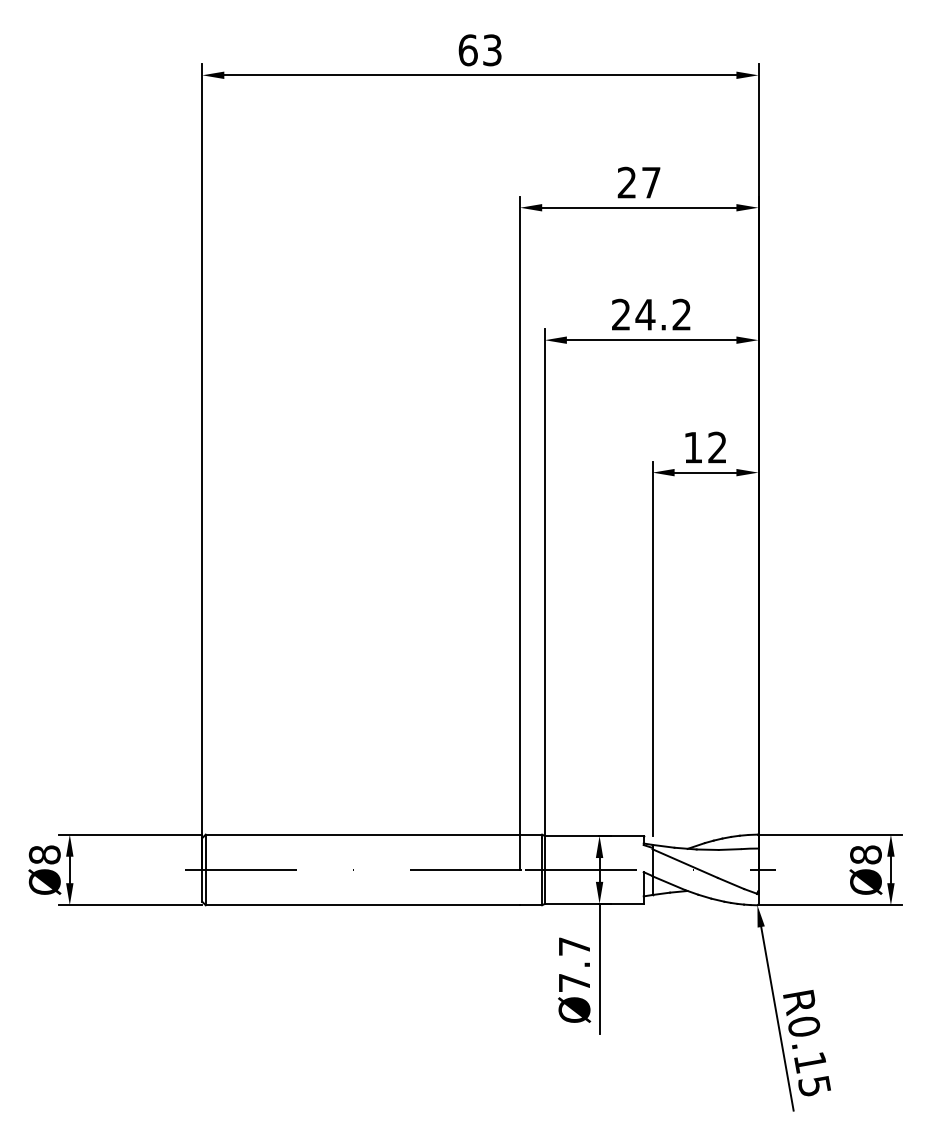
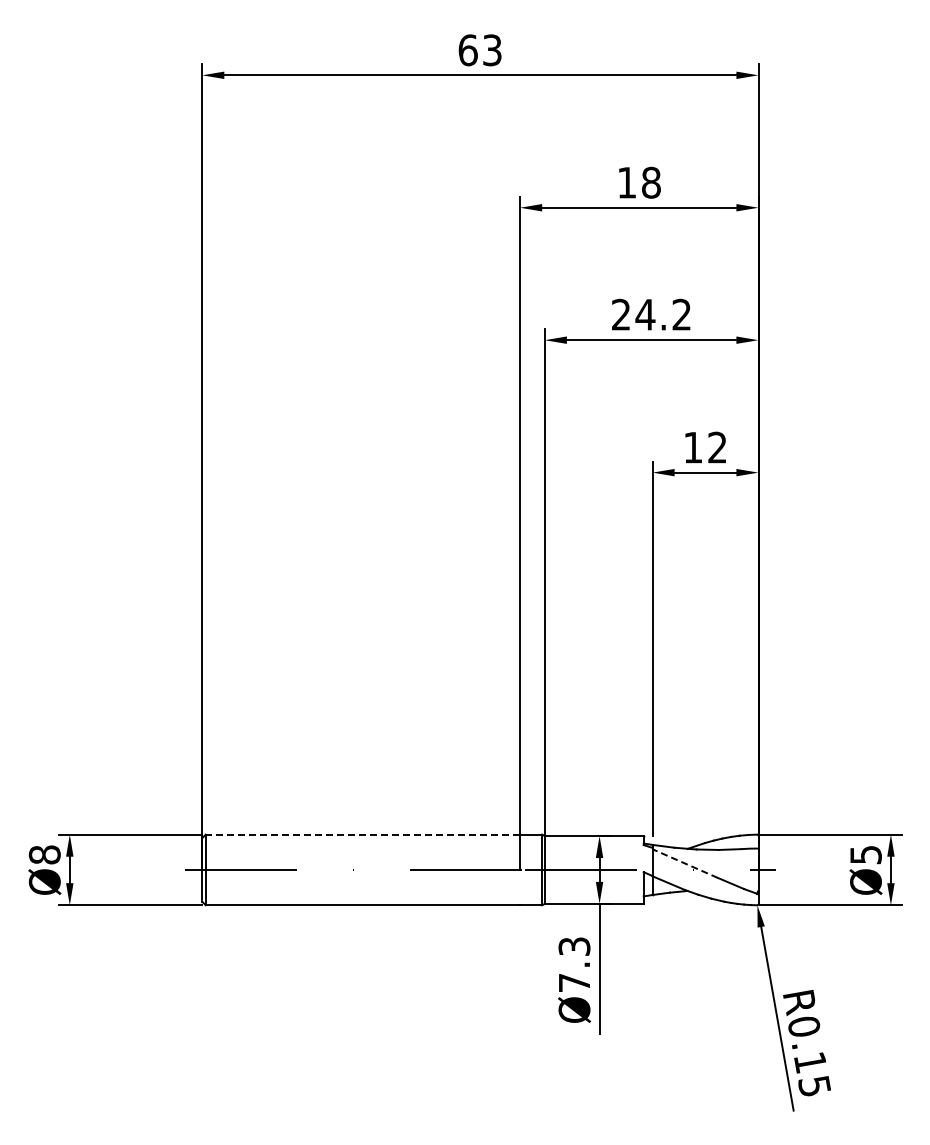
text: 27 -> 18 (638, 182)
line: solid -> dashed (362, 834)
text: Ø8 -> Ø5 (865, 854)
line: solid -> dashed (685, 863)
text: Ø7.7 -> Ø7.3 (574, 946)
